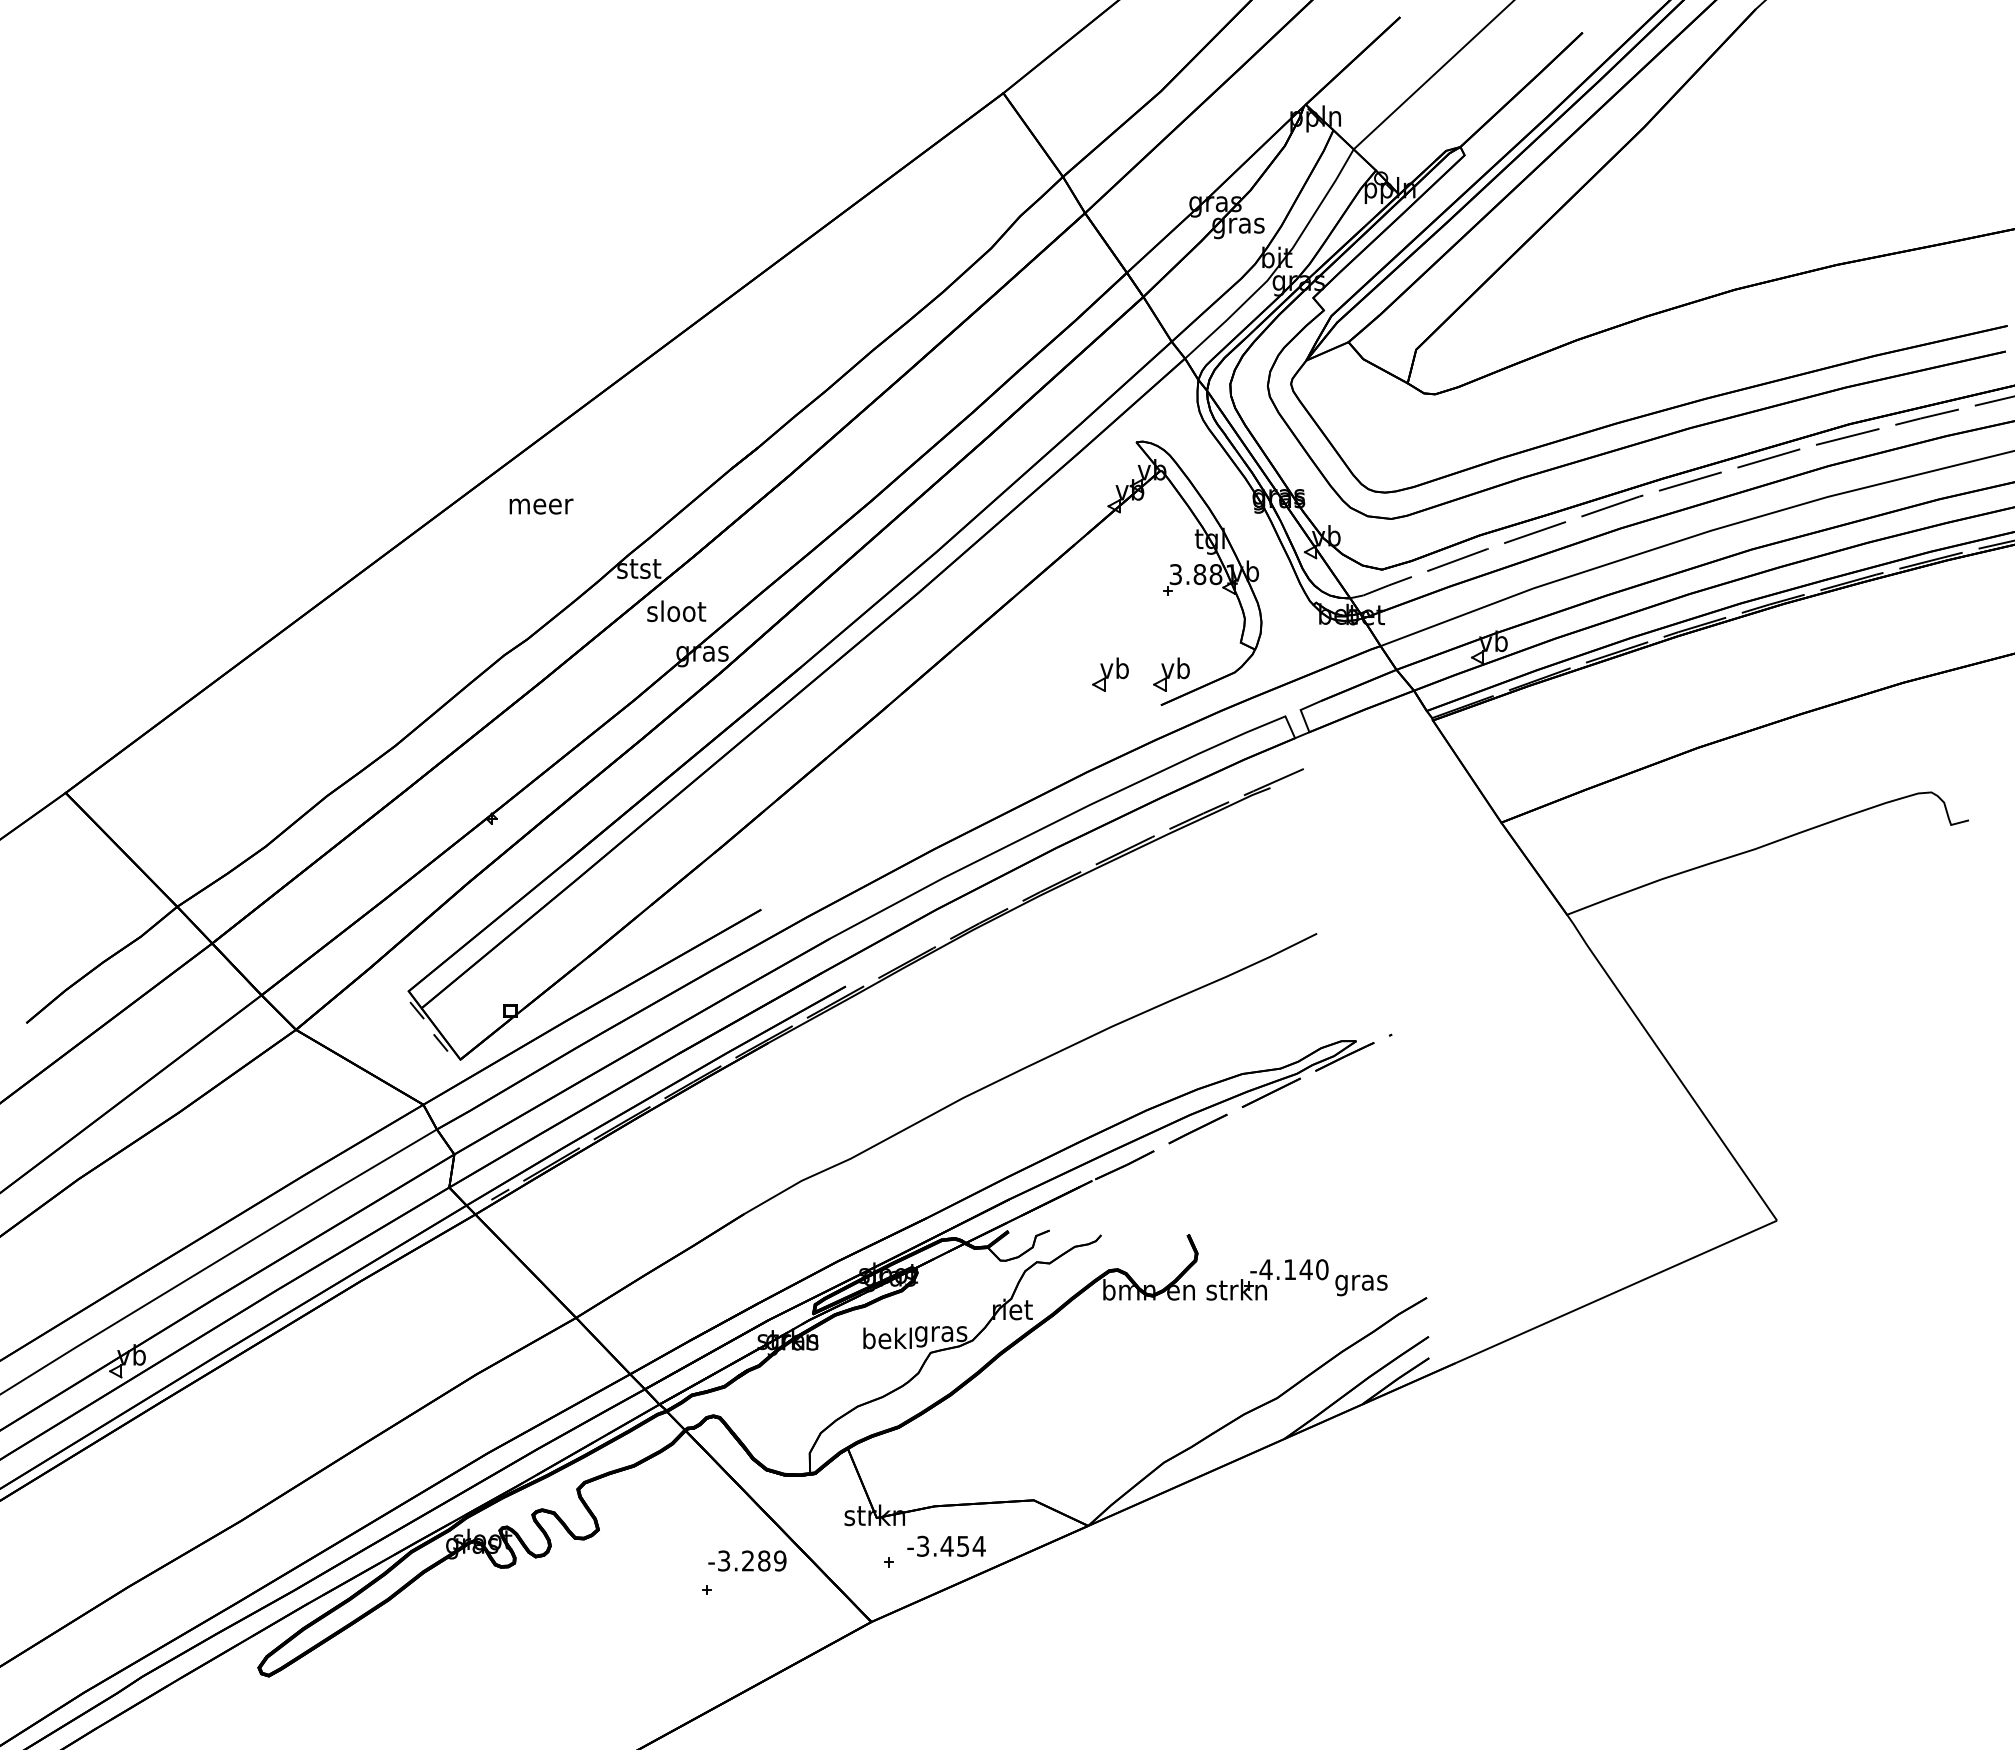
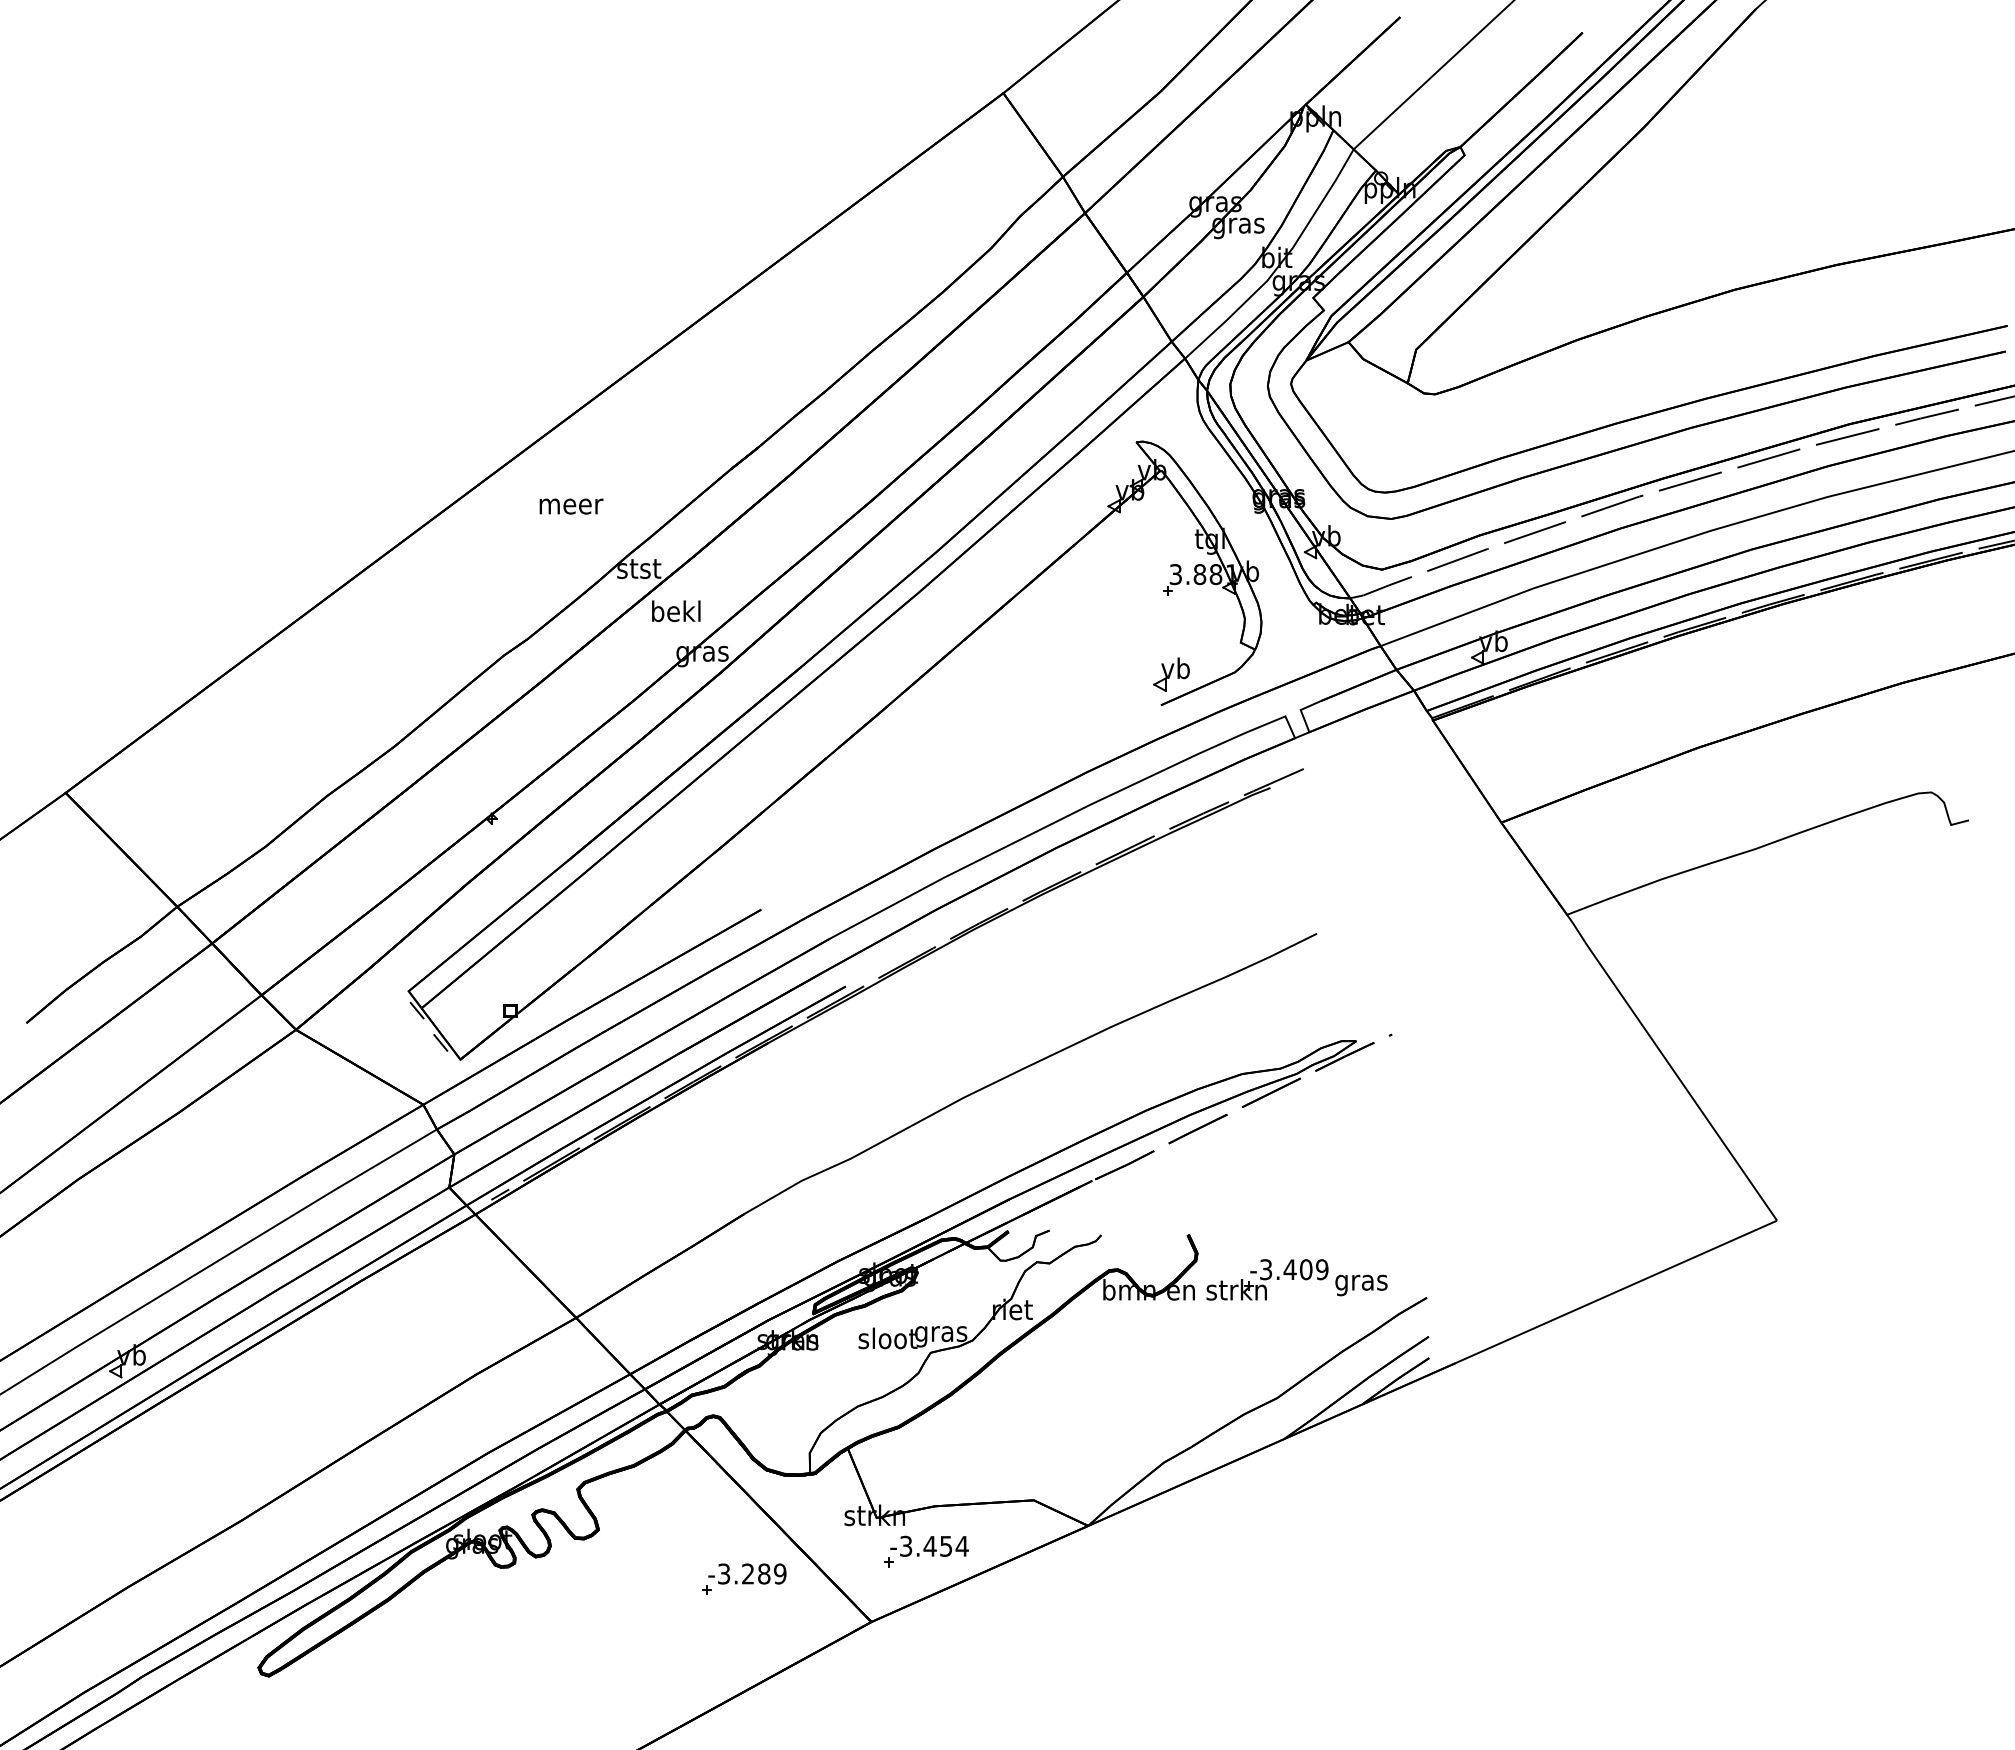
text position: (541, 506) -> (571, 506) (571, 506)
text: sloot -> bekl (676, 611)
part: present -> none (1110, 674)
text: -4.140 -> -3.409 (1293, 1269)
text: bekl -> sloot (887, 1338)
text position: (946, 1545) -> (929, 1545) (929, 1545)
text position: (747, 1560) -> (747, 1573) (747, 1573)
